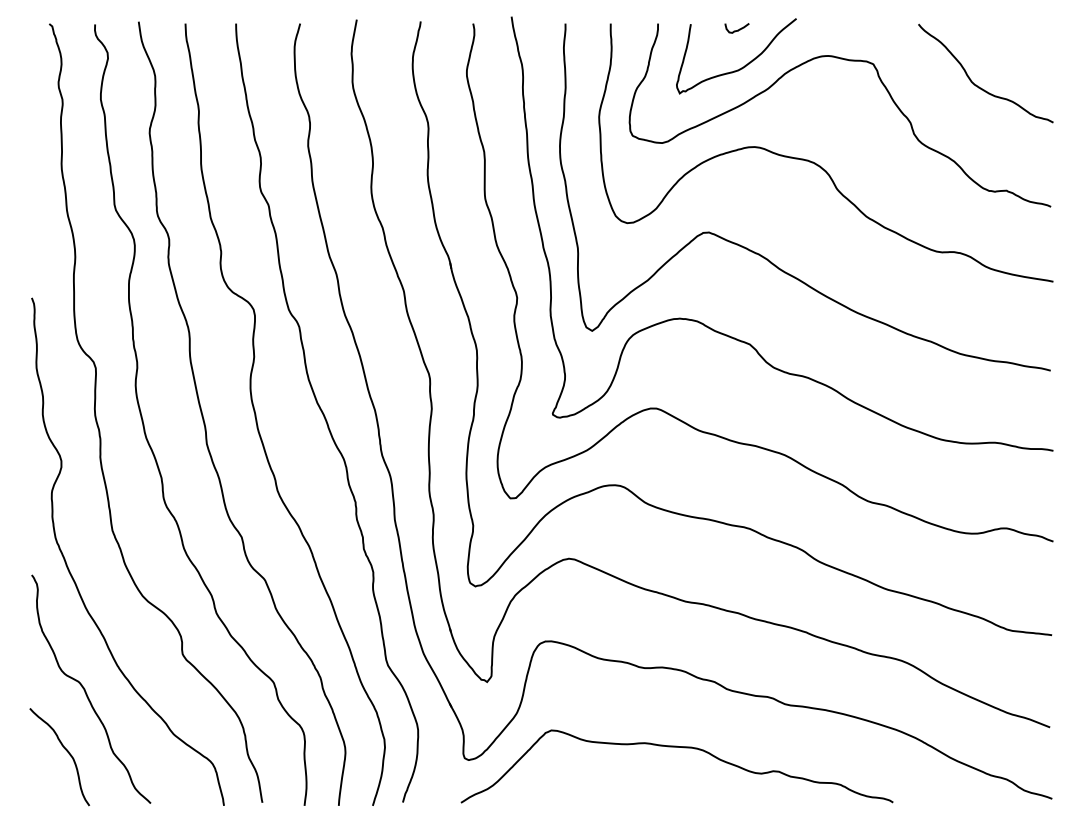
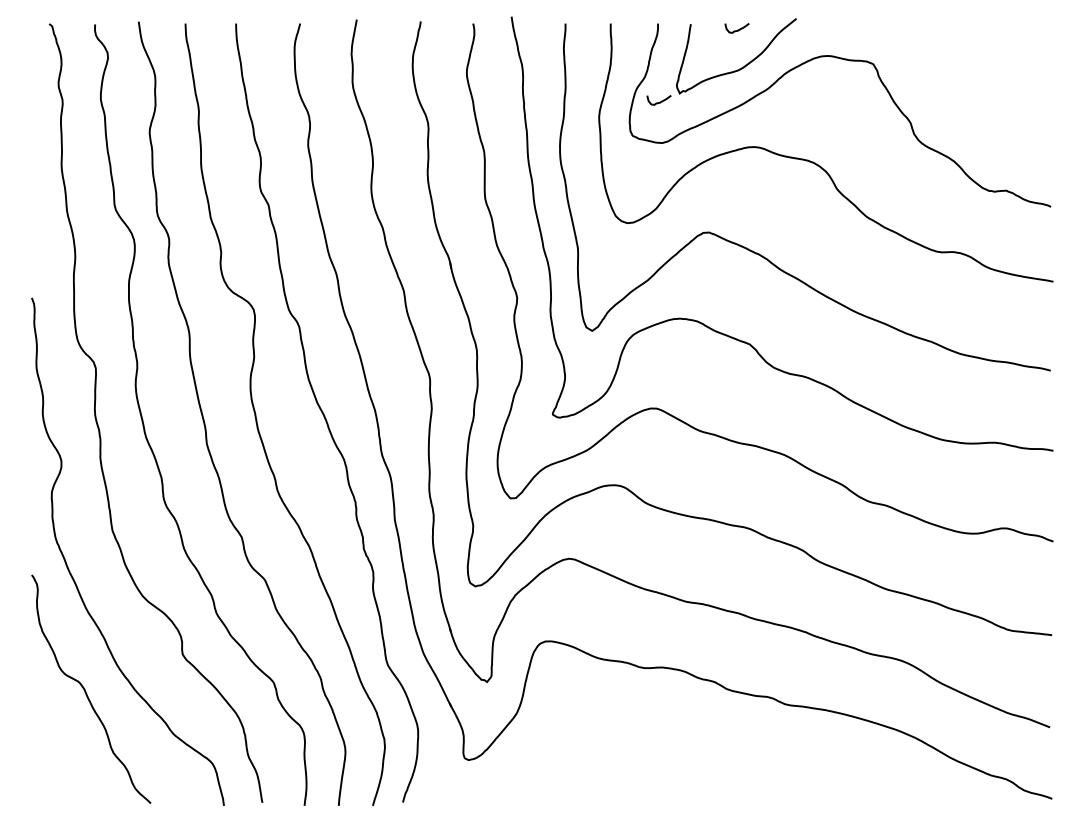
curve: present -> none (976, 84)
curve: none -> present (659, 101)
curve: present -> none (676, 747)
curve: present -> none (65, 750)
